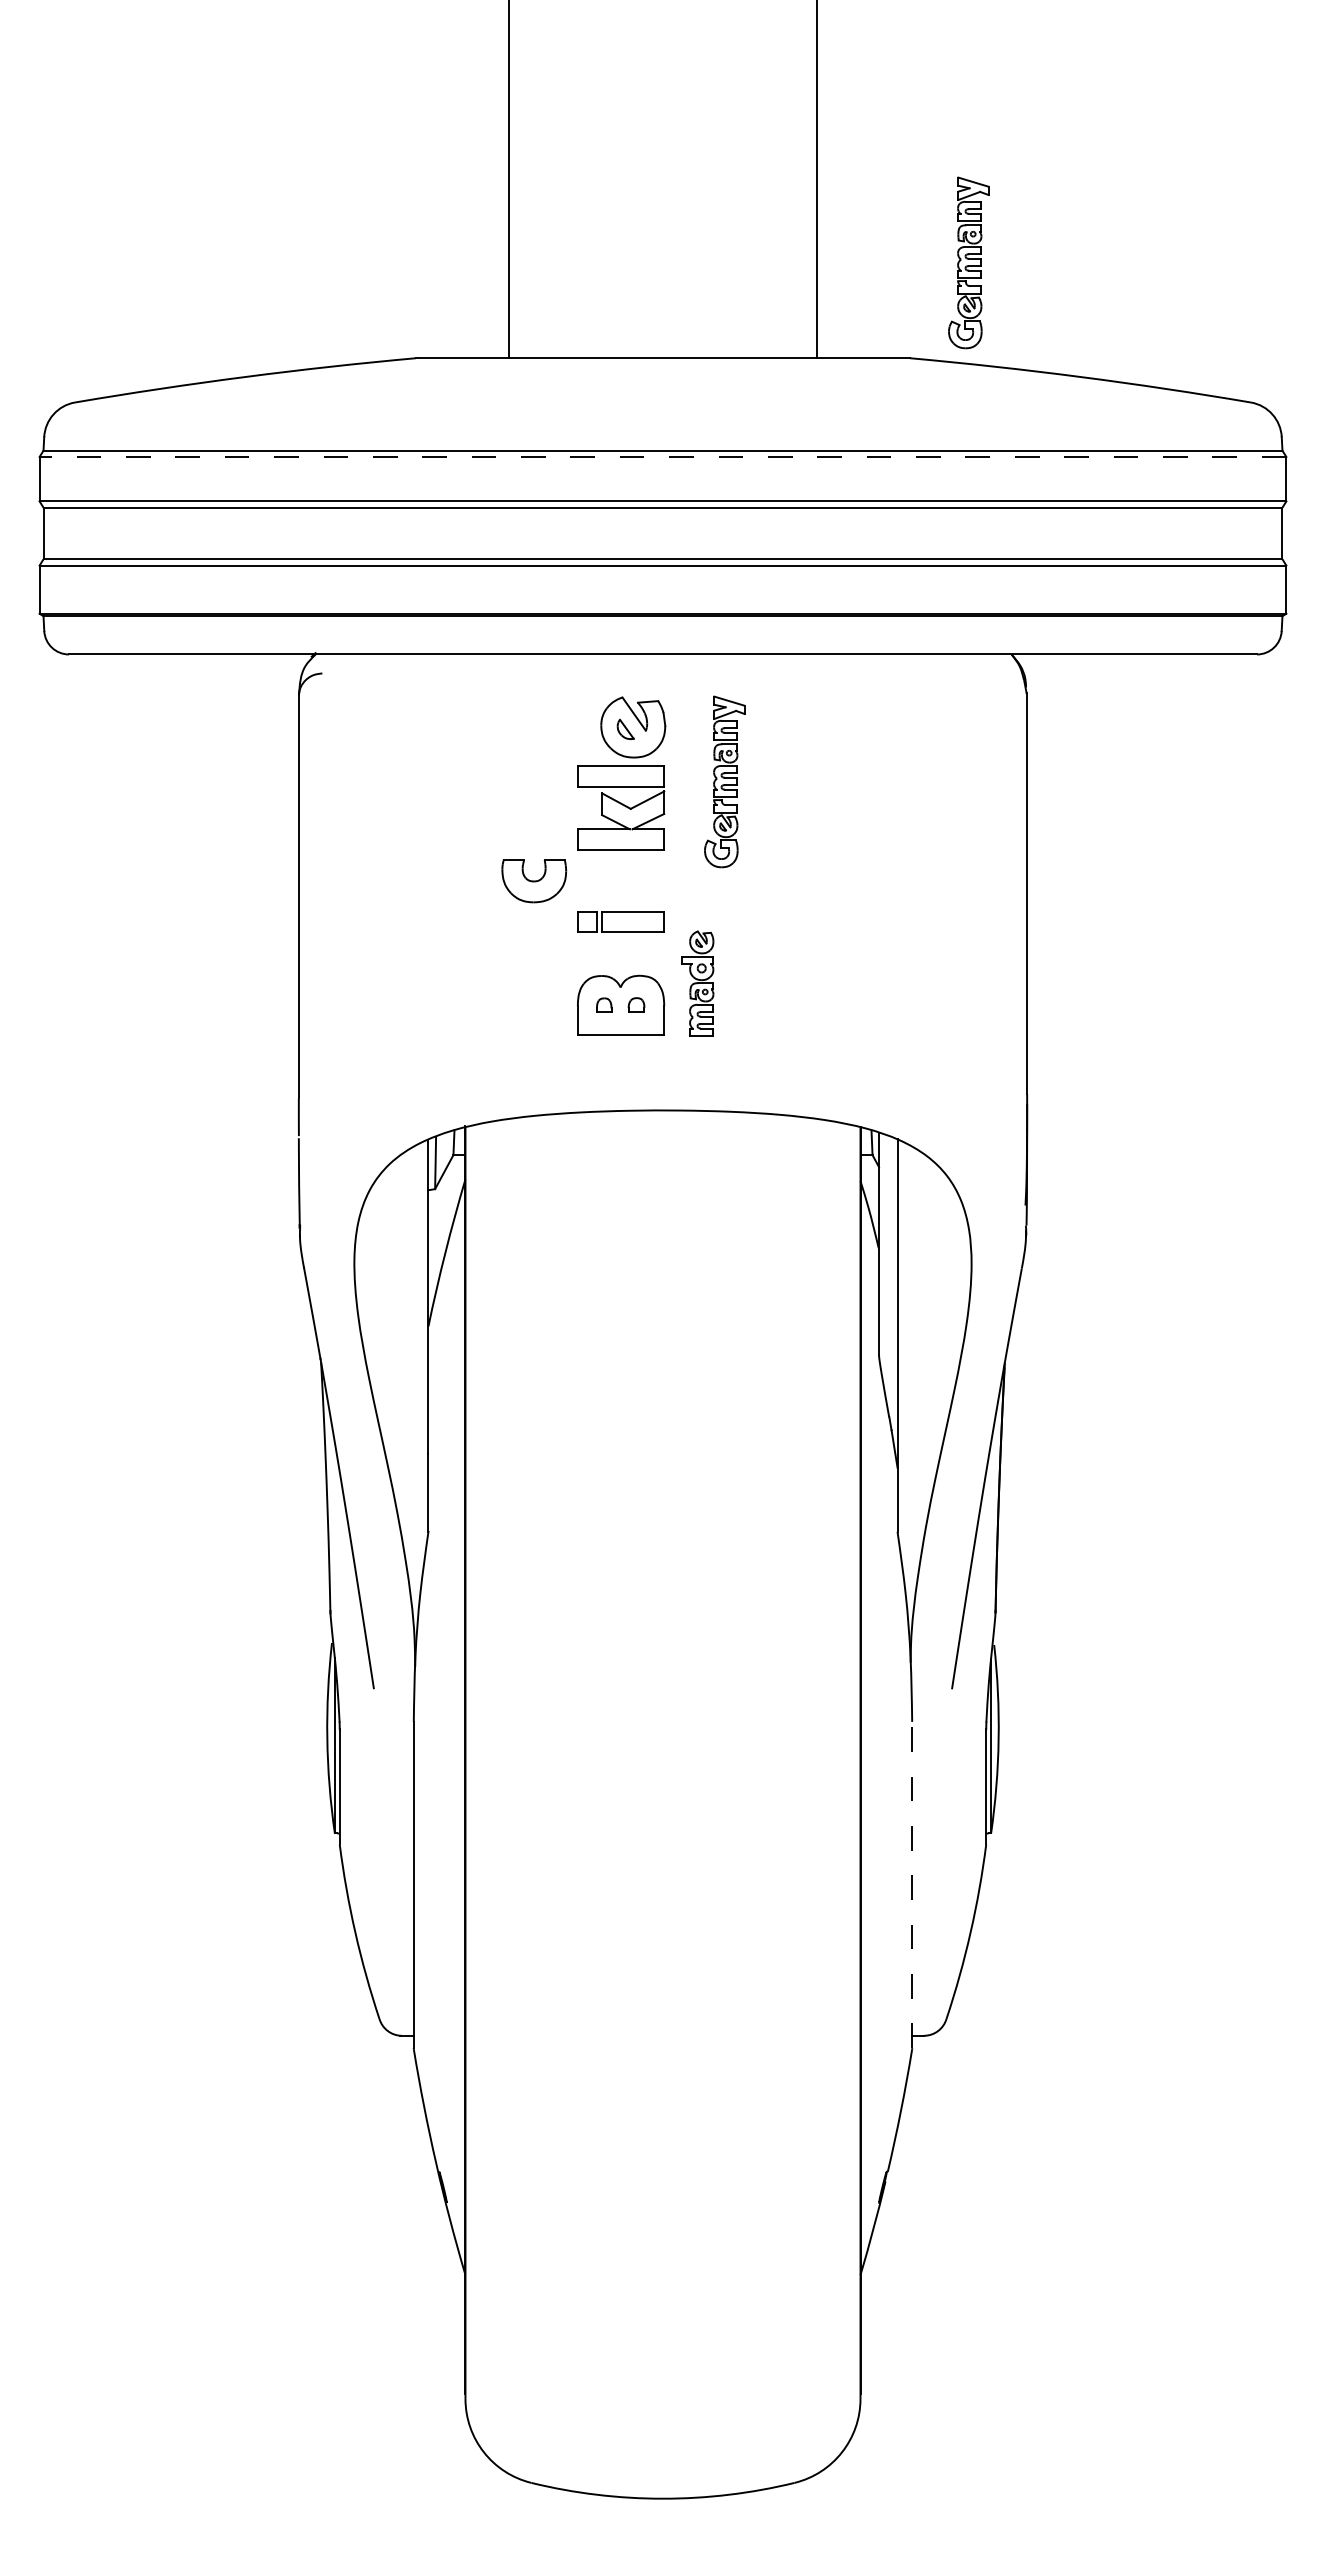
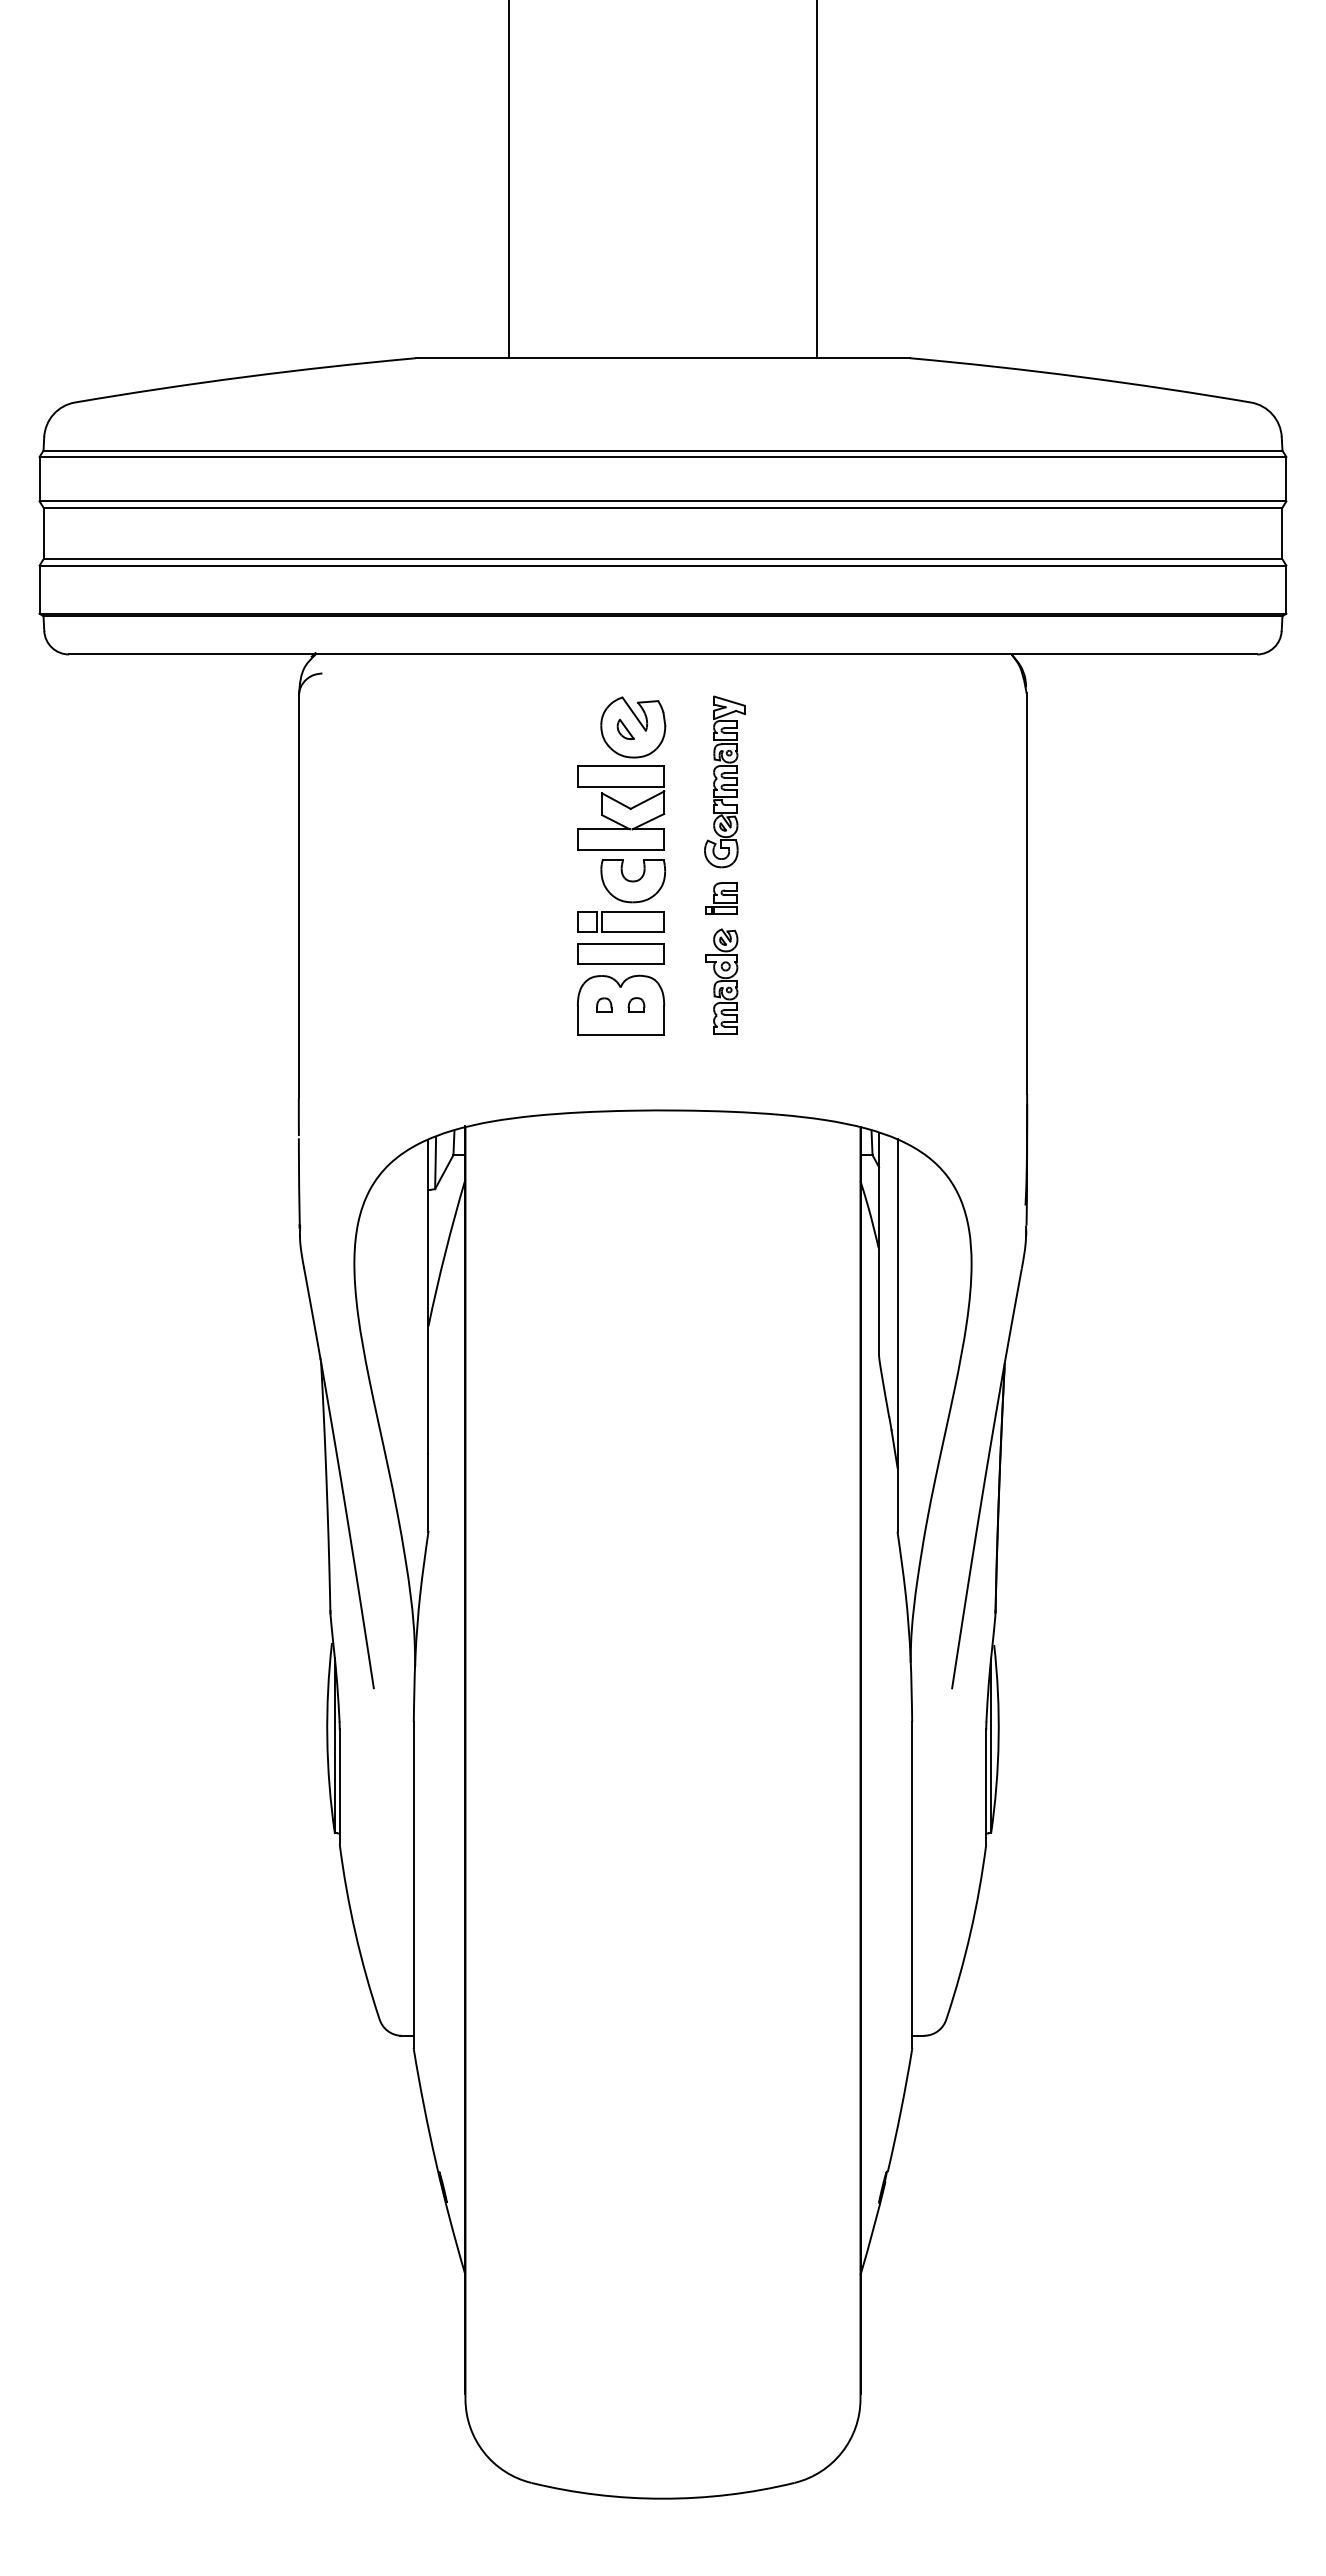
part: present -> none (968, 262)
line: dashed -> solid (662, 456)
part position: (534, 881) -> (633, 881) (633, 881)
part: none -> present (721, 898)
part: none -> present (620, 953)
part position: (697, 983) -> (721, 981) (721, 981)
line: dashed -> solid (912, 1884)
